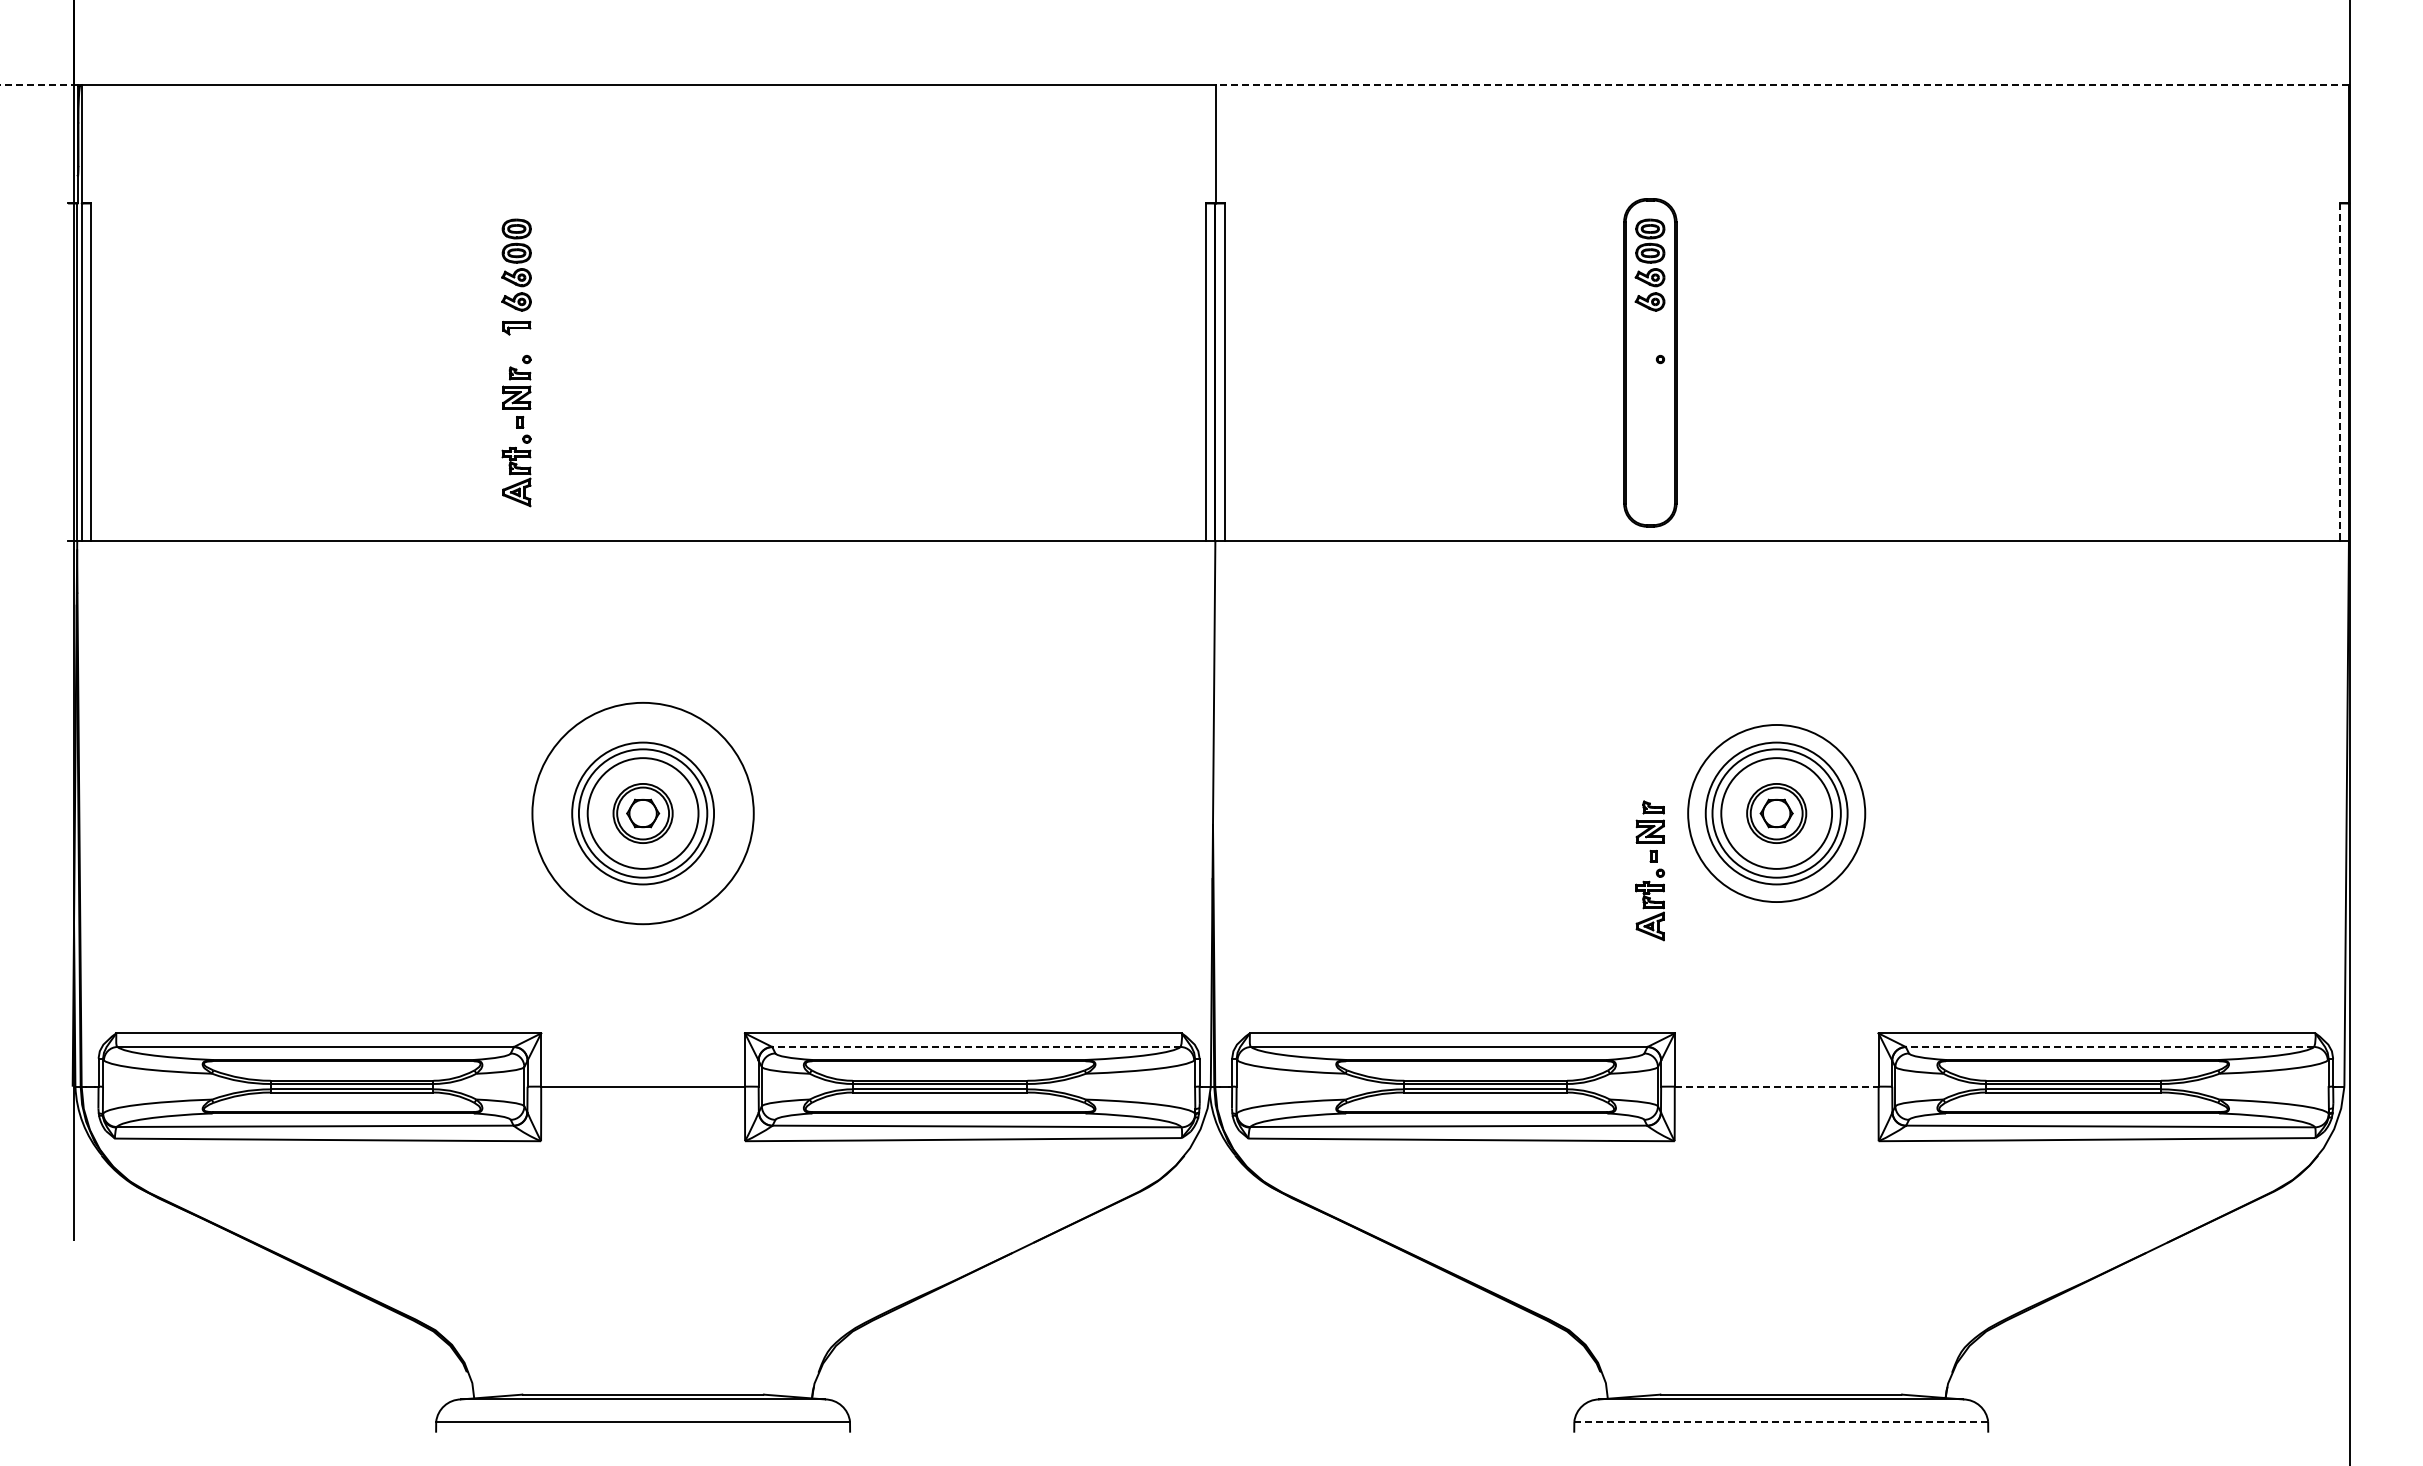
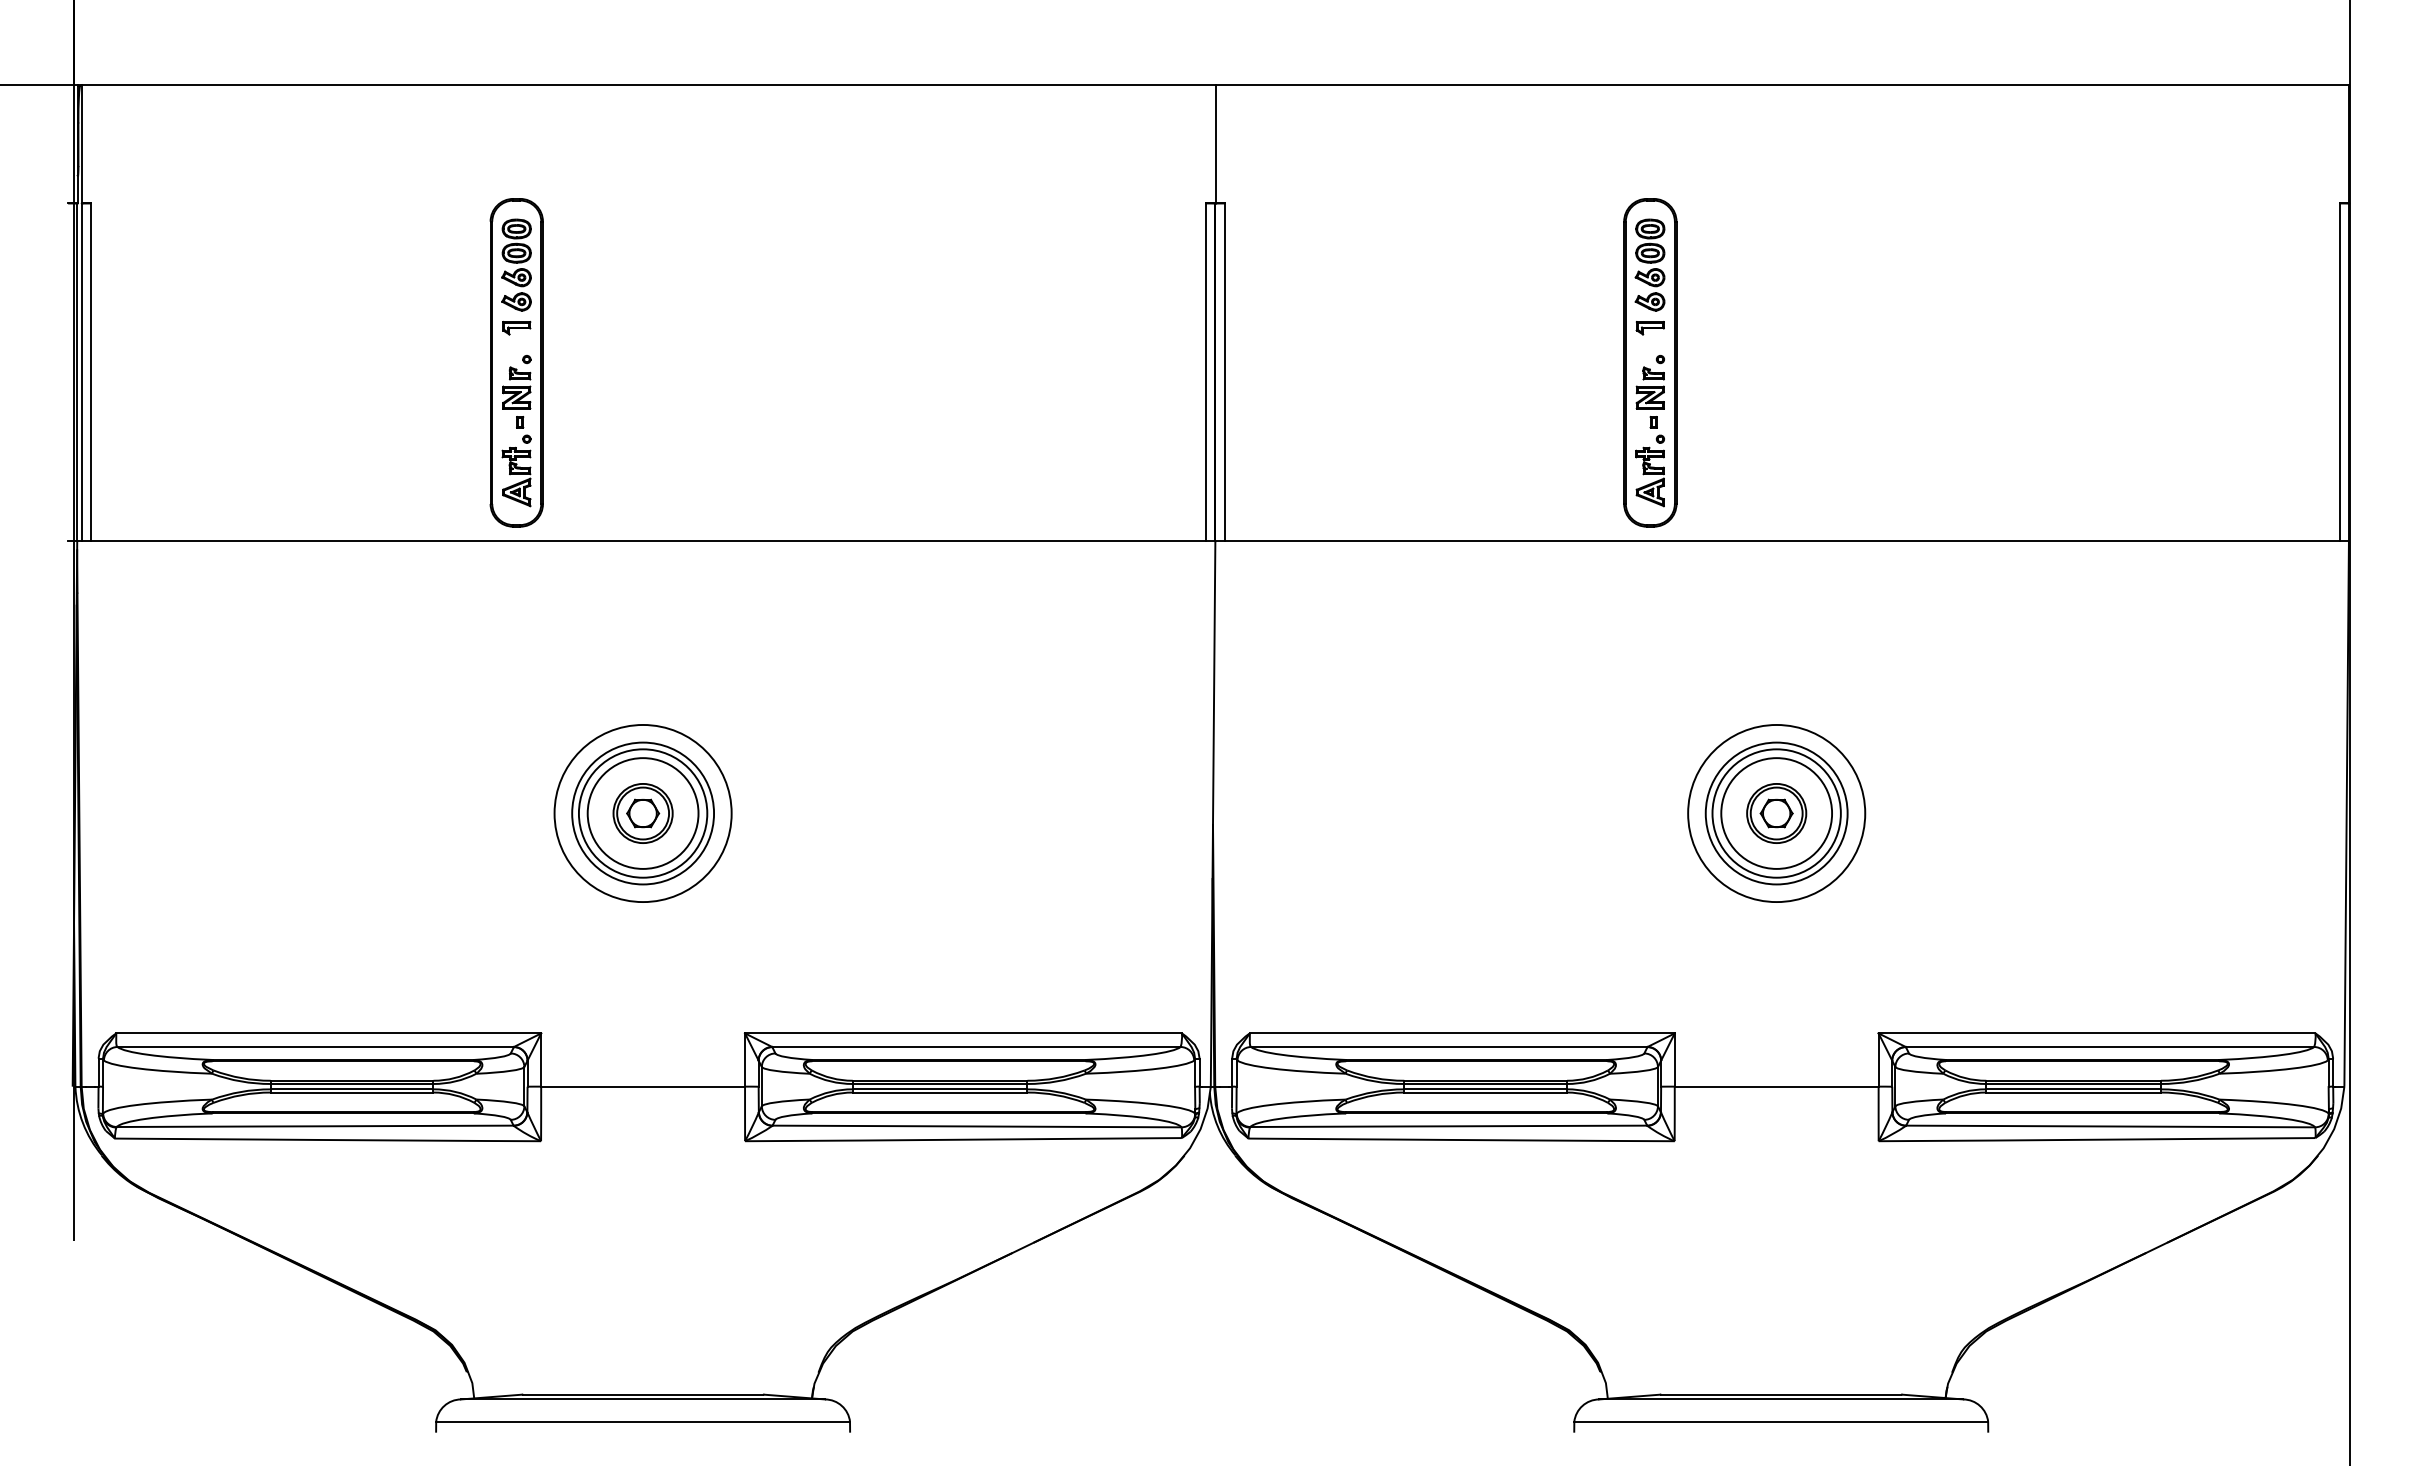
line: dashed -> solid (38, 85)
line: dashed -> solid (1782, 85)
part: none -> present (1649, 328)
part: none -> present (516, 362)
line: dashed -> solid (2339, 372)
circle diameter: 221 px -> 177 px (642, 813)
part position: (1655, 872) -> (1655, 438) (1655, 438)
line: dashed -> solid (975, 1046)
line: dashed -> solid (2109, 1046)
line: dashed -> solid (1776, 1086)
line: dashed -> solid (1781, 1421)
